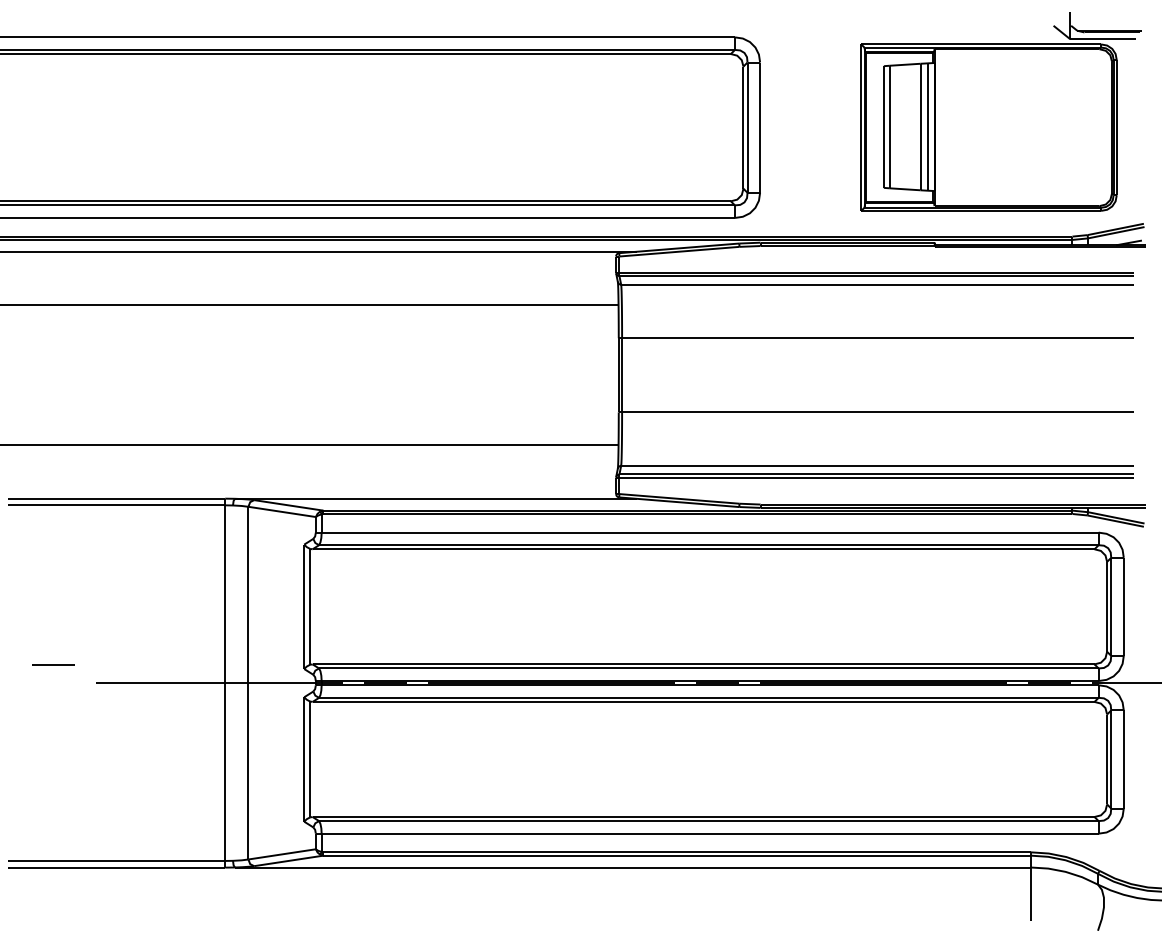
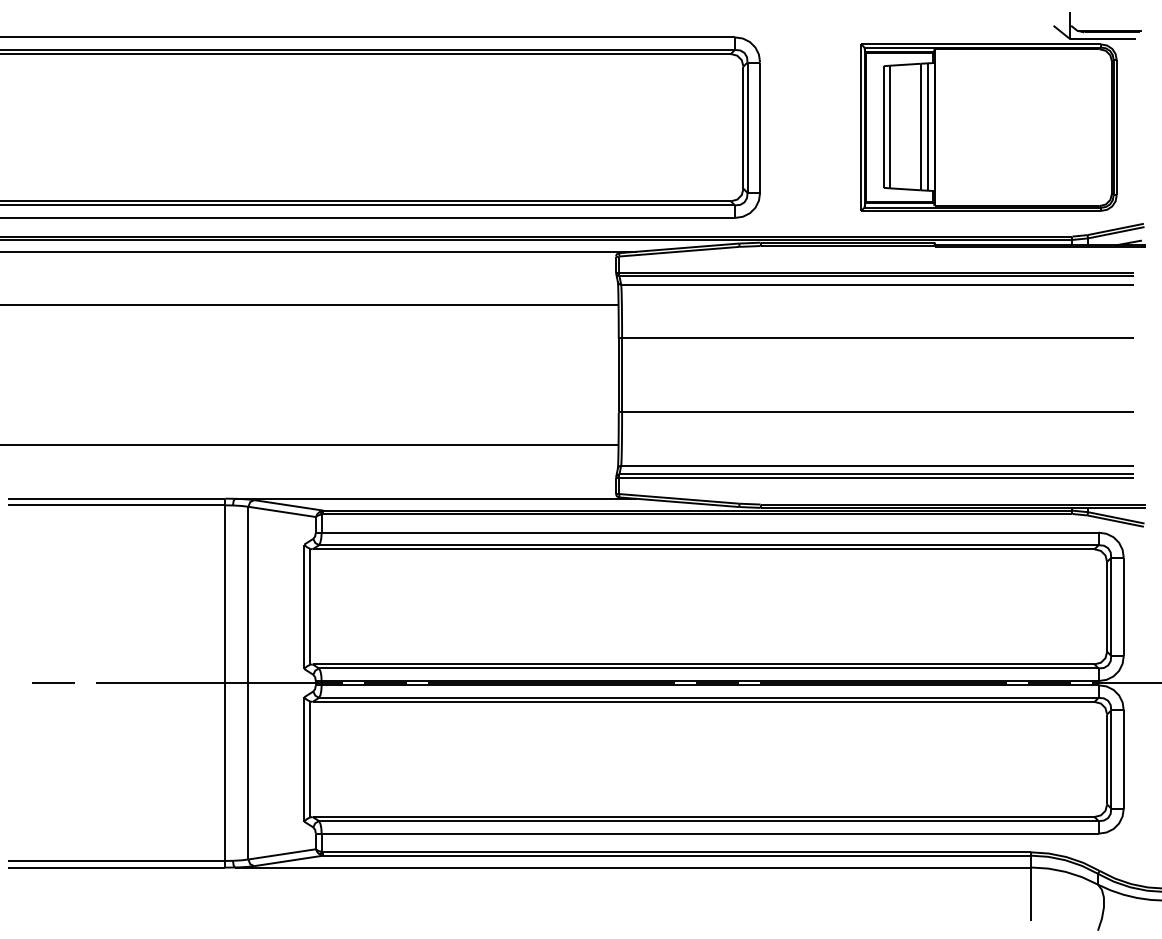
line position: (53, 664) -> (53, 682) (53, 682)
